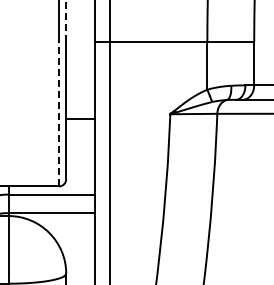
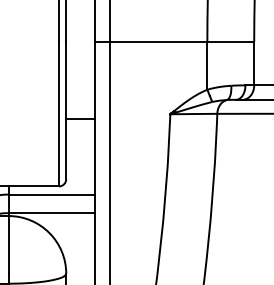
line: dashed -> solid (66, 21)
line: dashed -> solid (59, 113)
